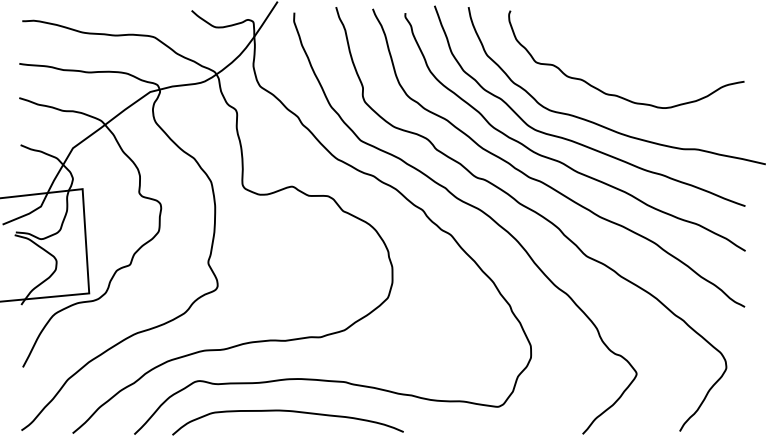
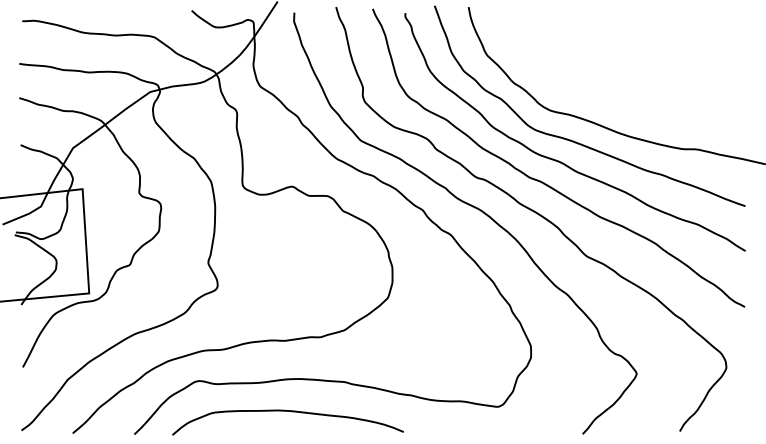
curve: present -> none (616, 94)
